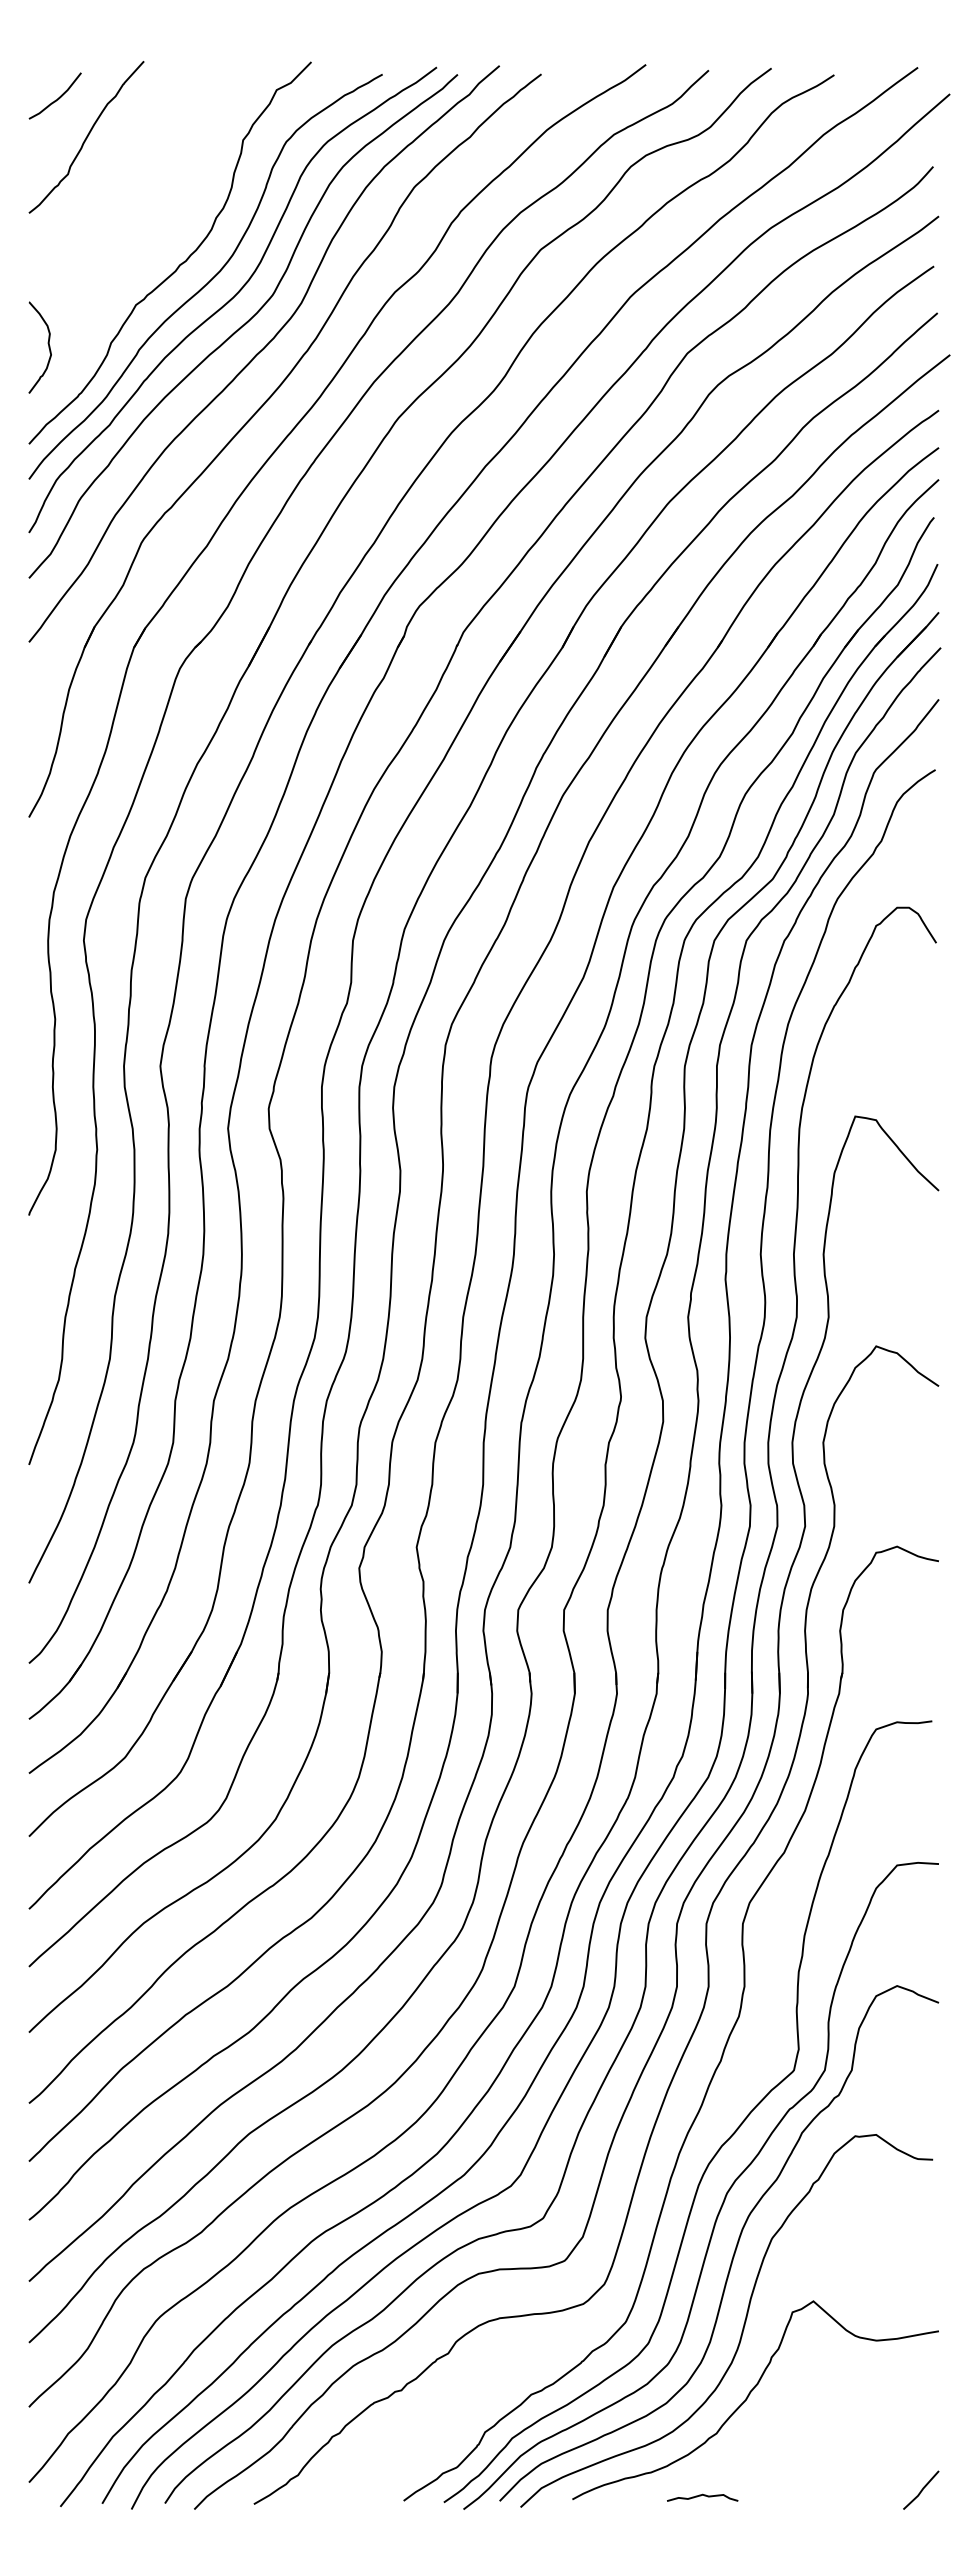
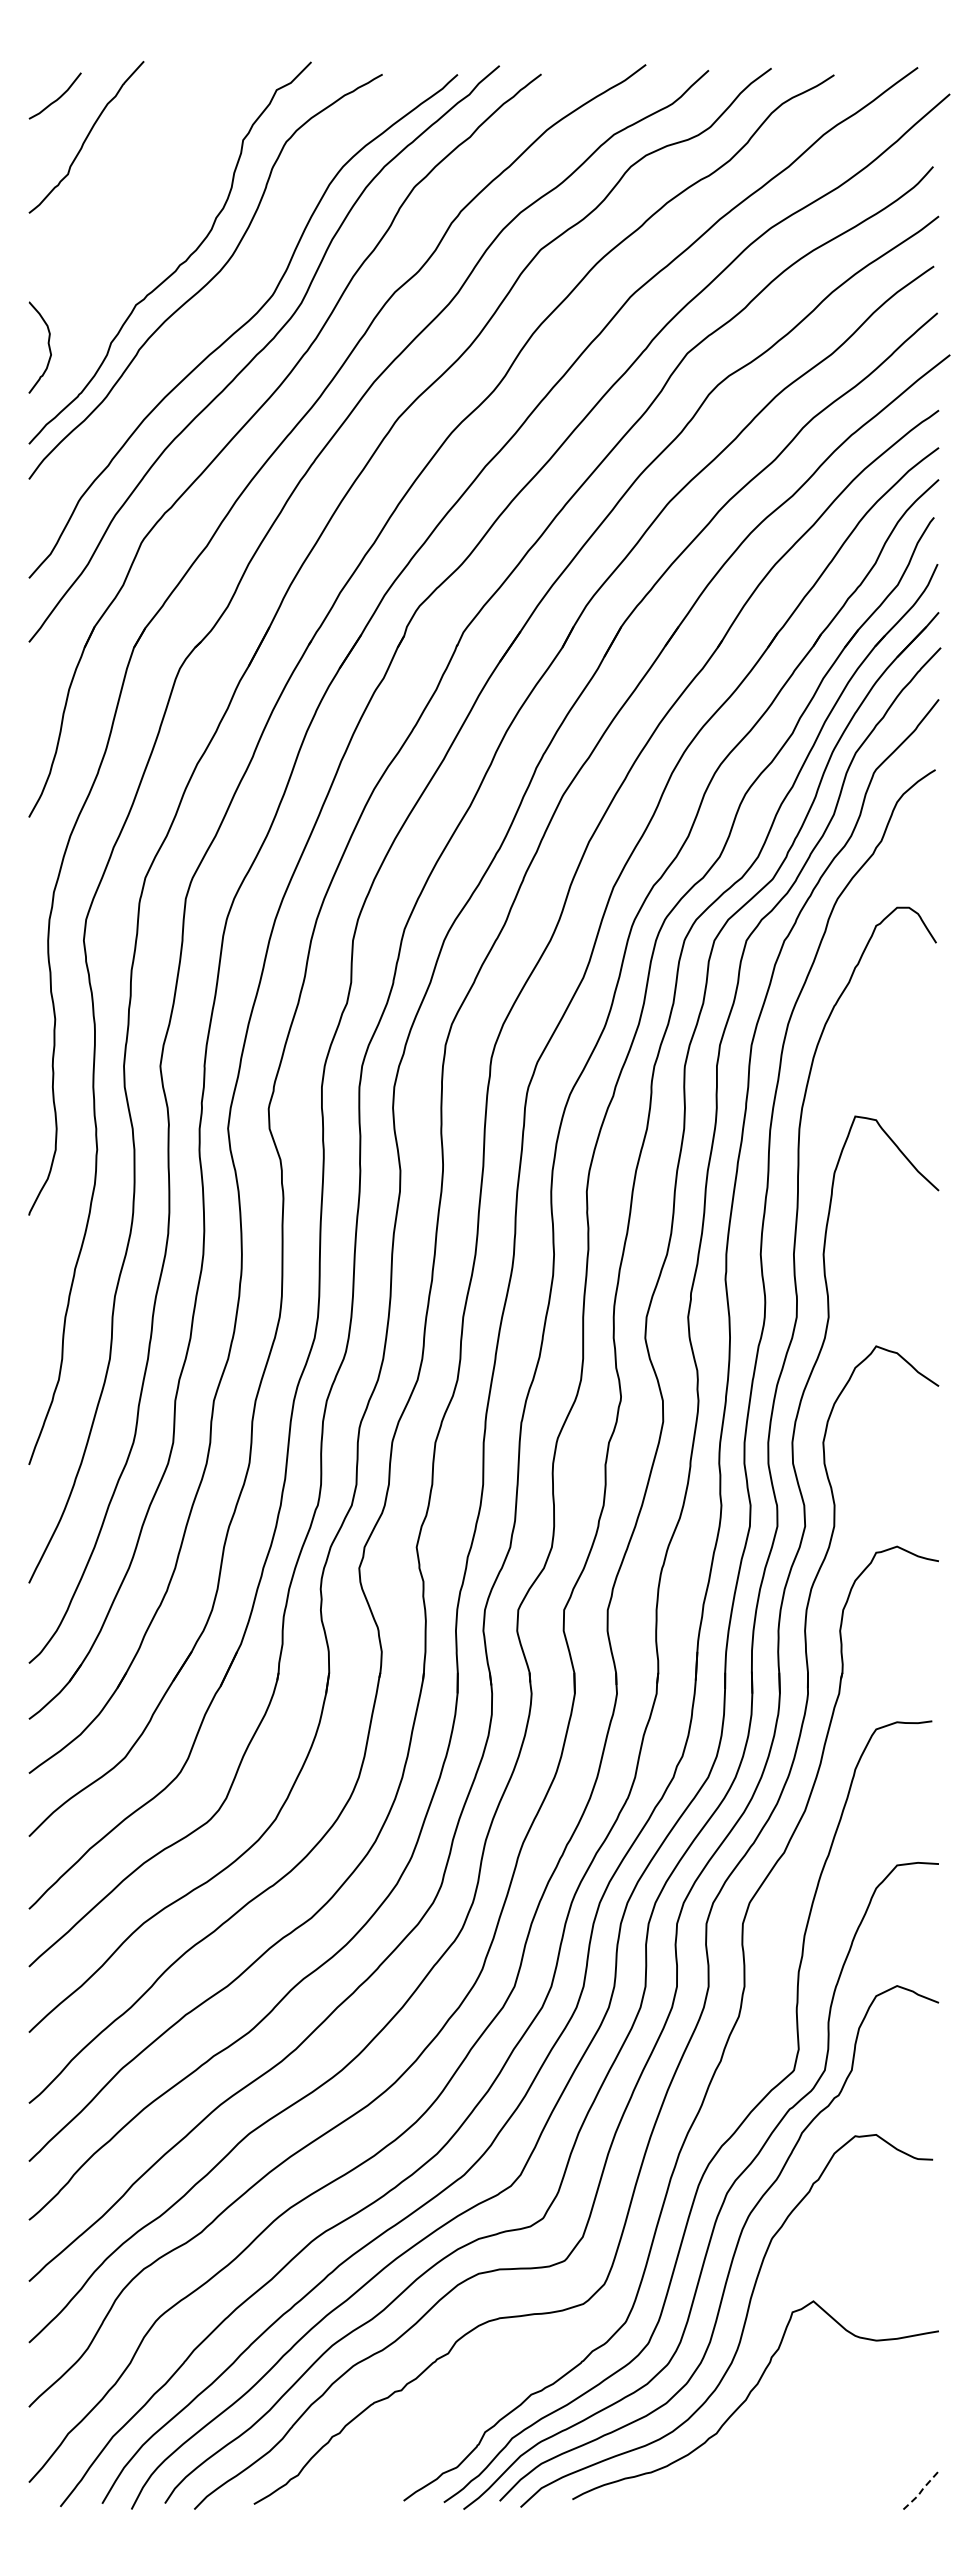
curve: present -> none (232, 299)
line: solid -> dashed (921, 2491)
curve: present -> none (702, 2495)
